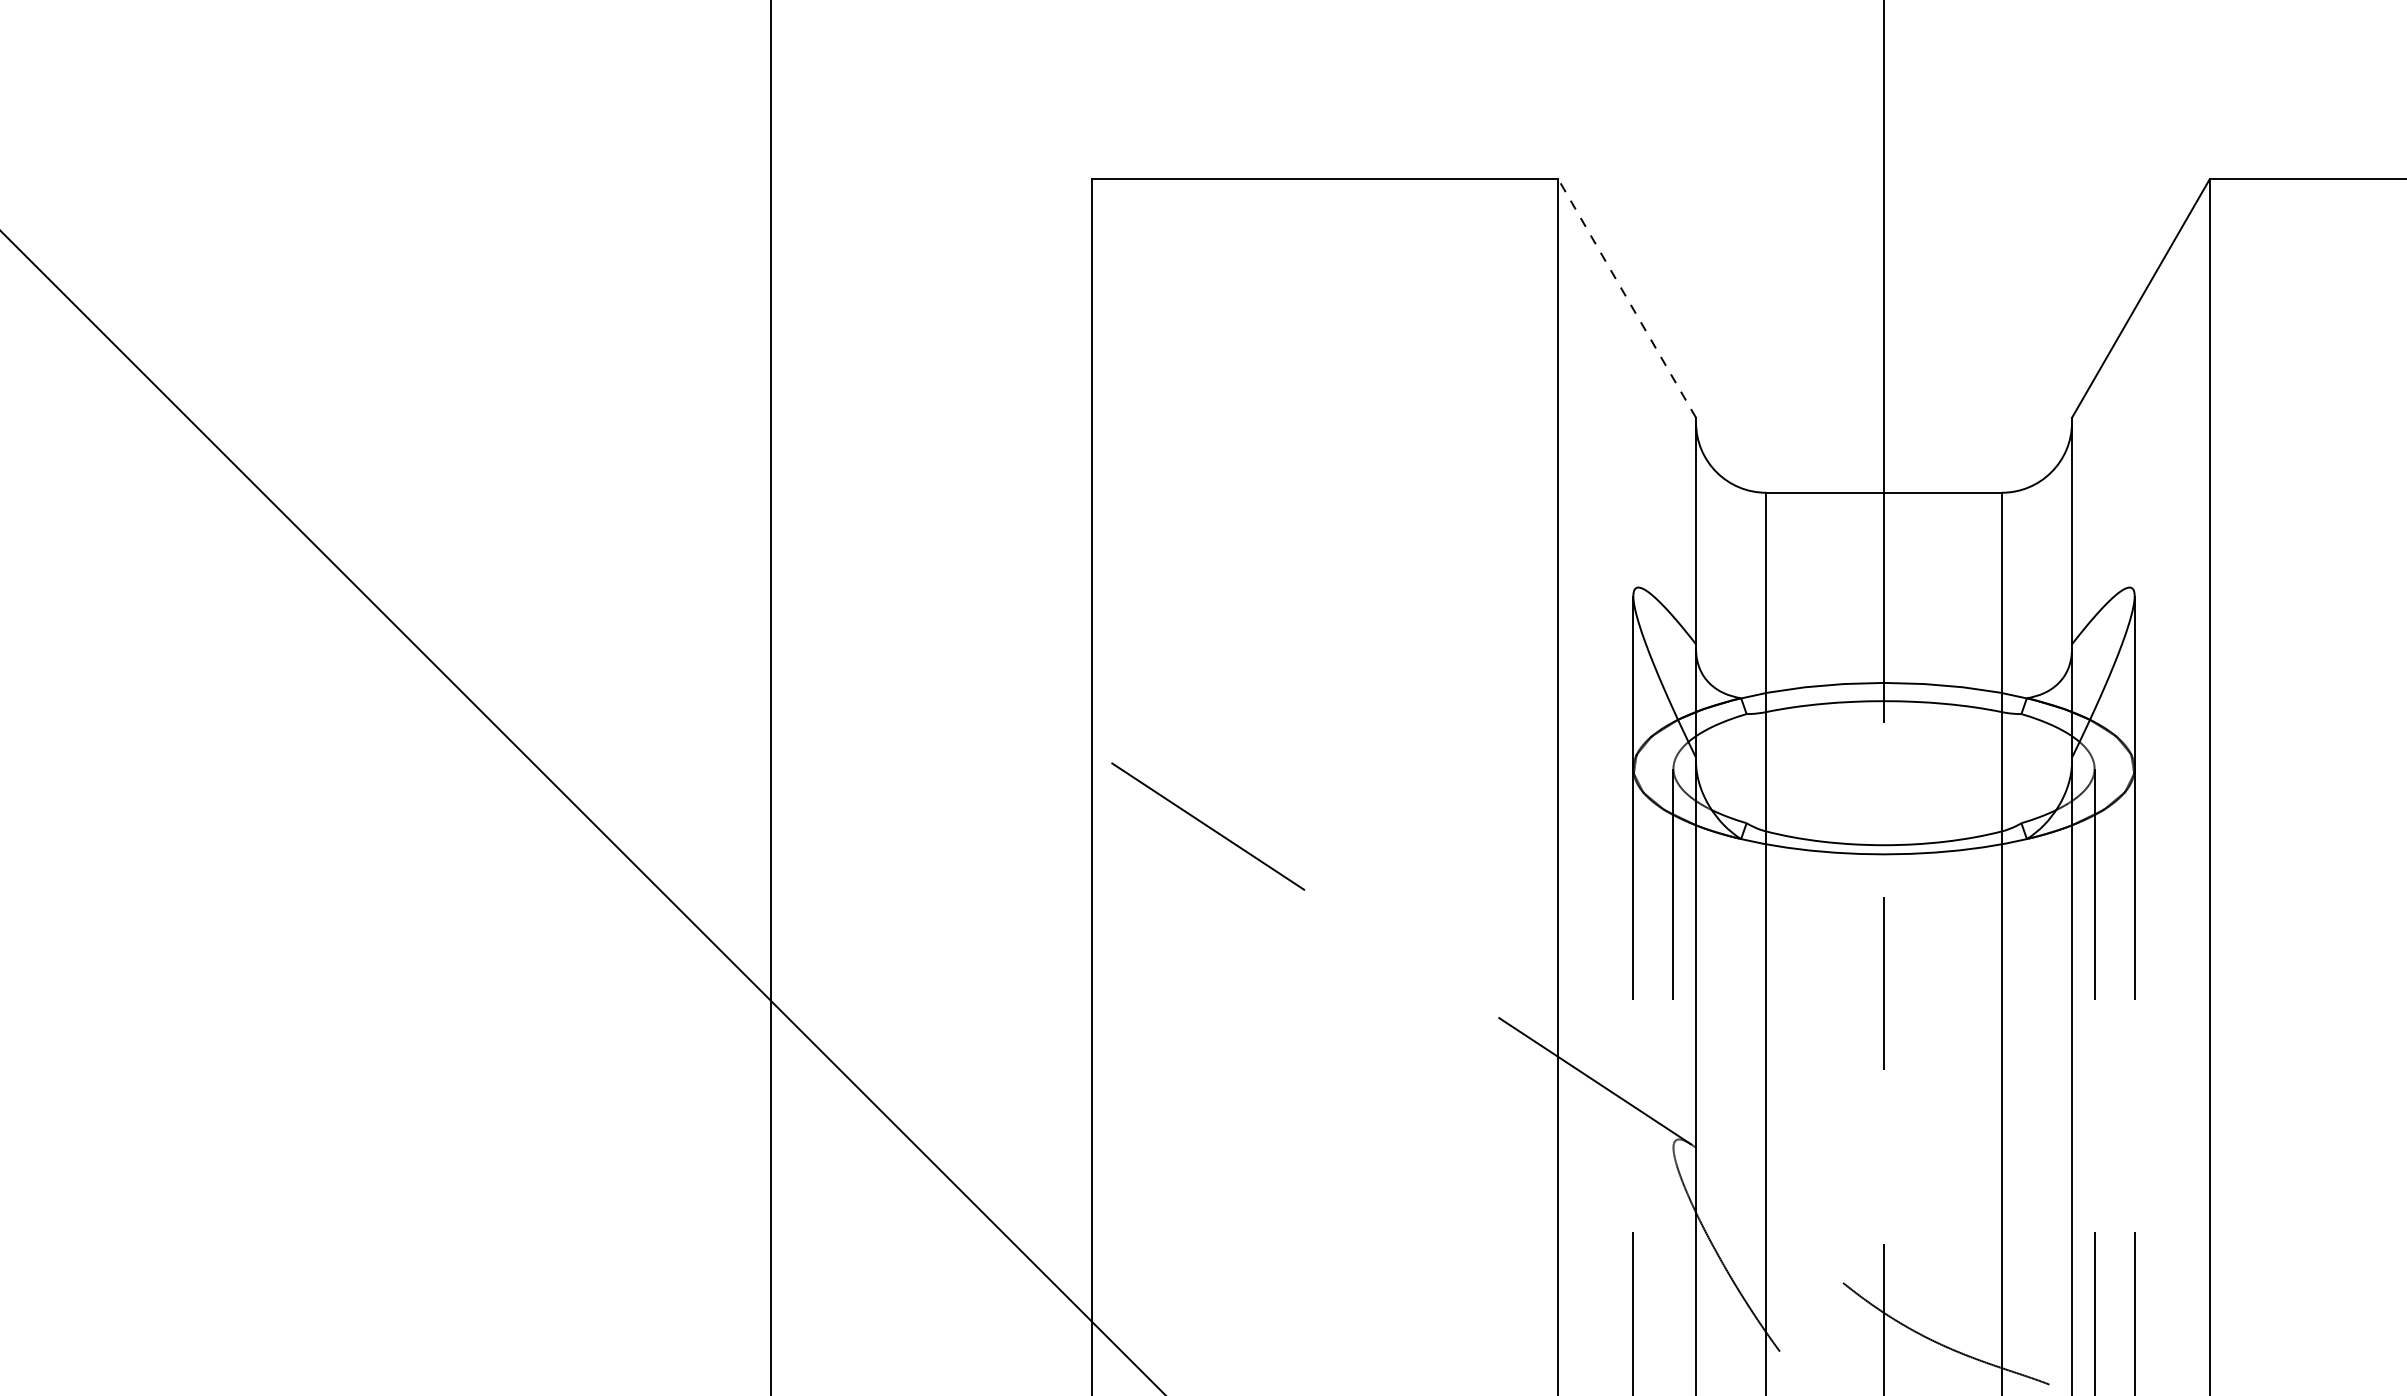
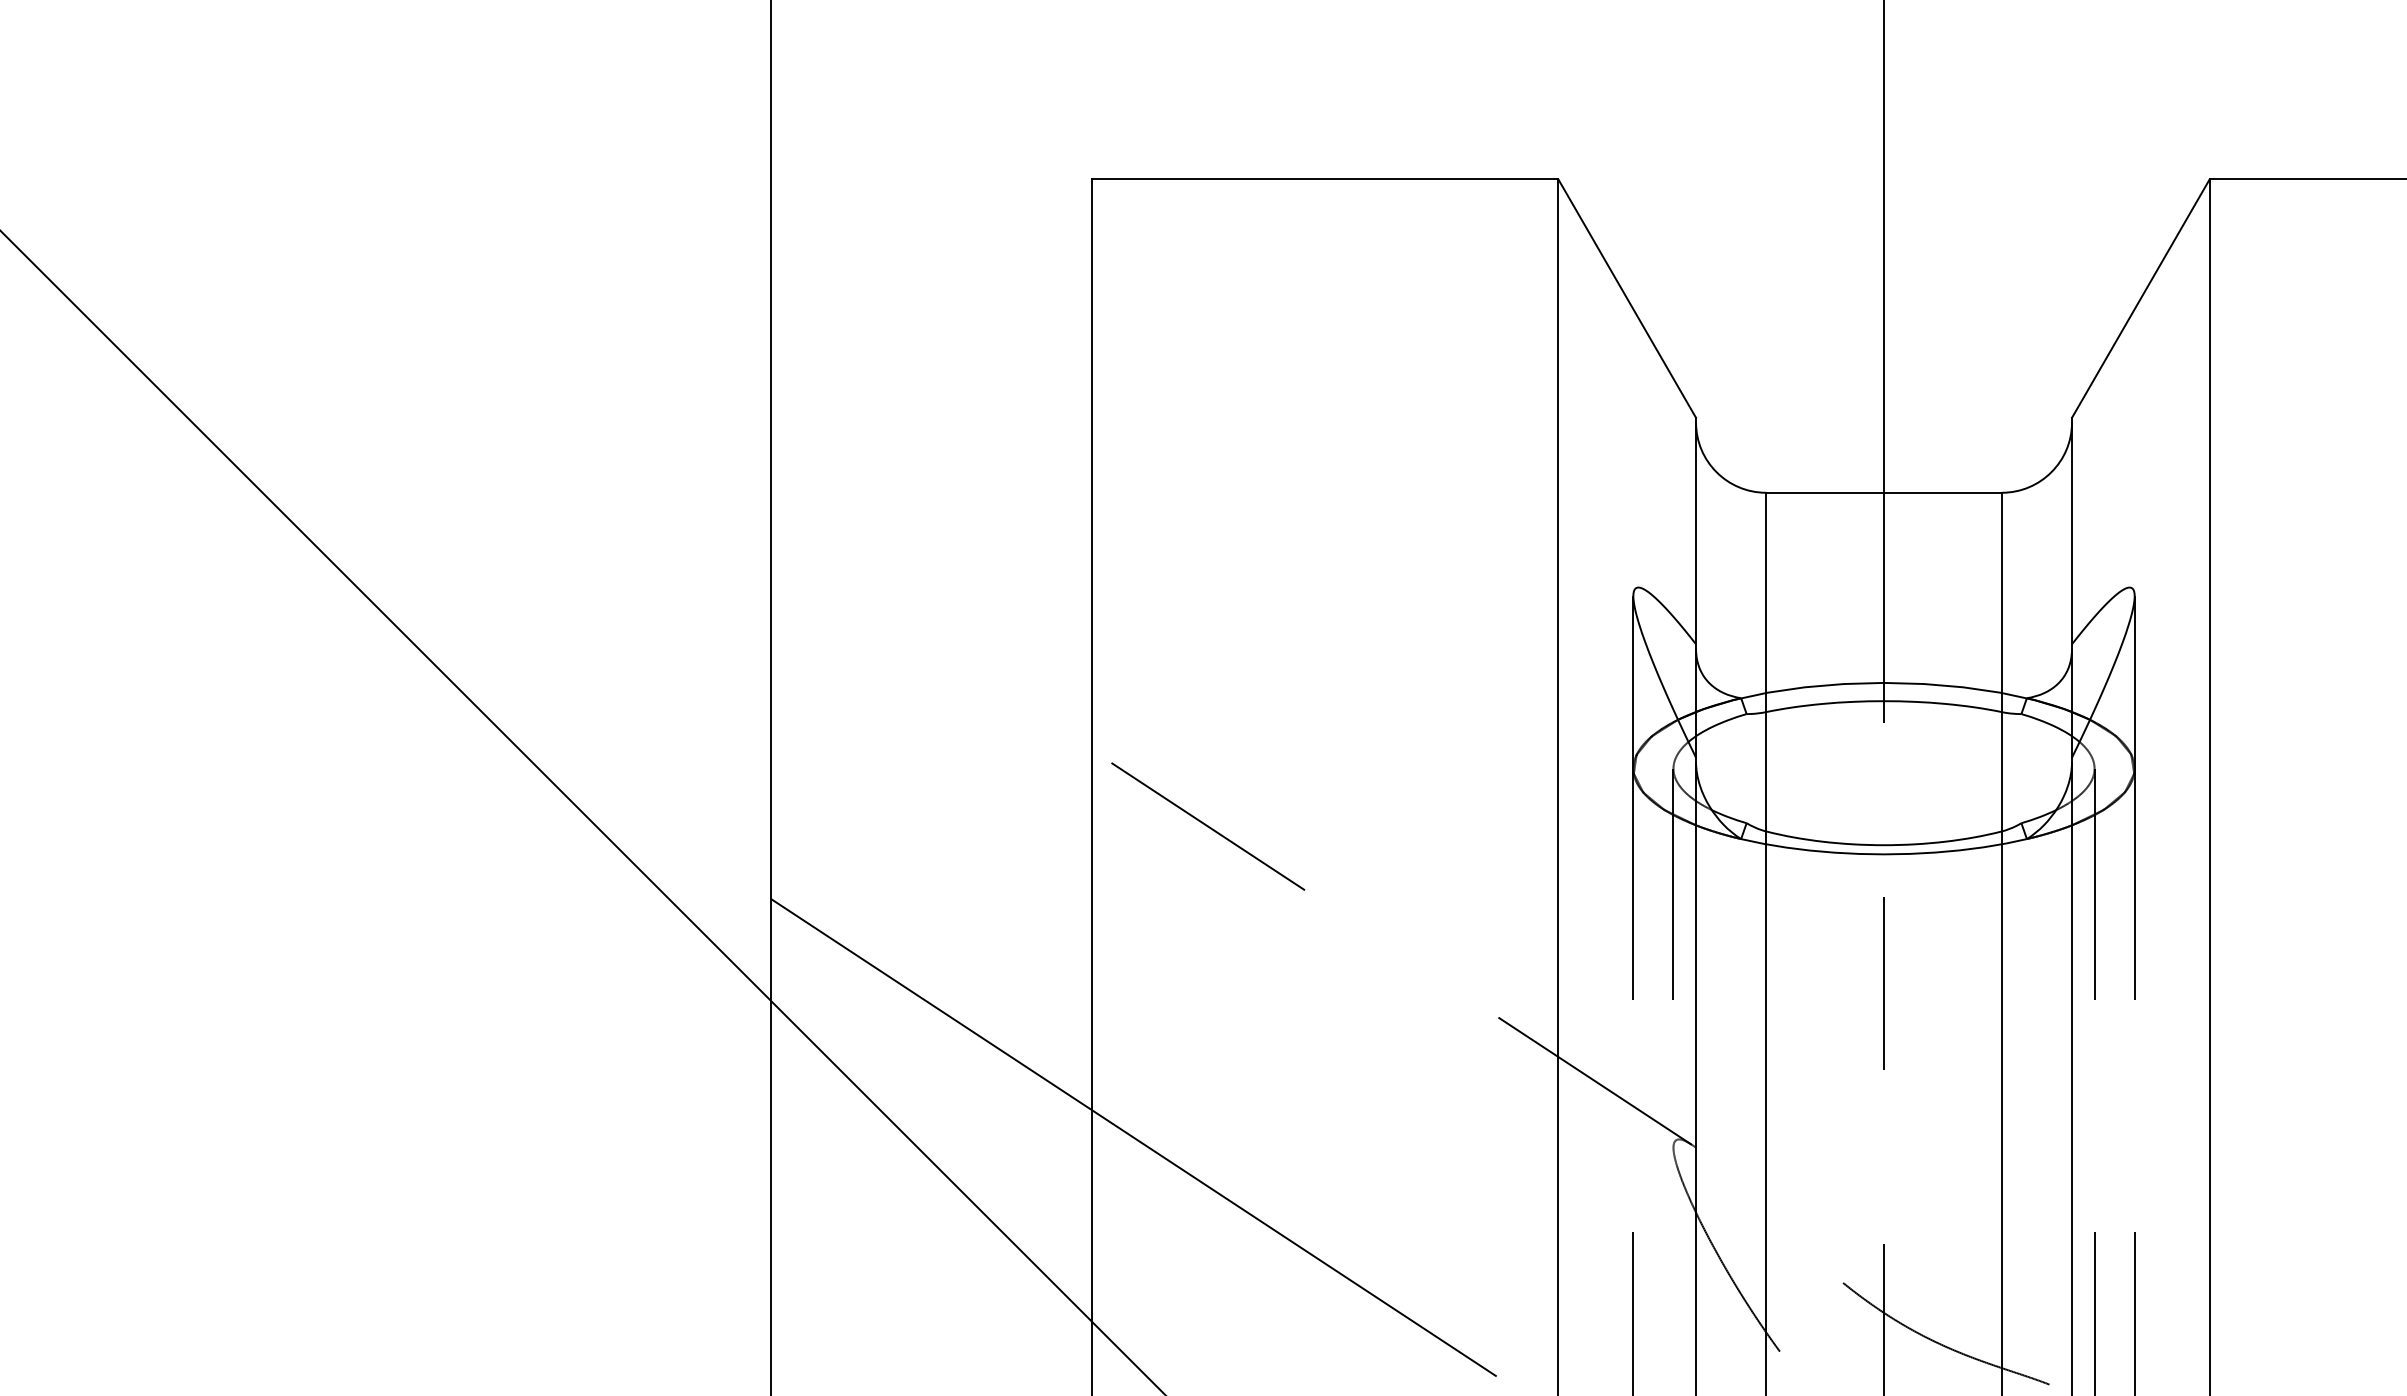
line: dashed -> solid (1627, 298)
line: none -> present (1146, 1145)
